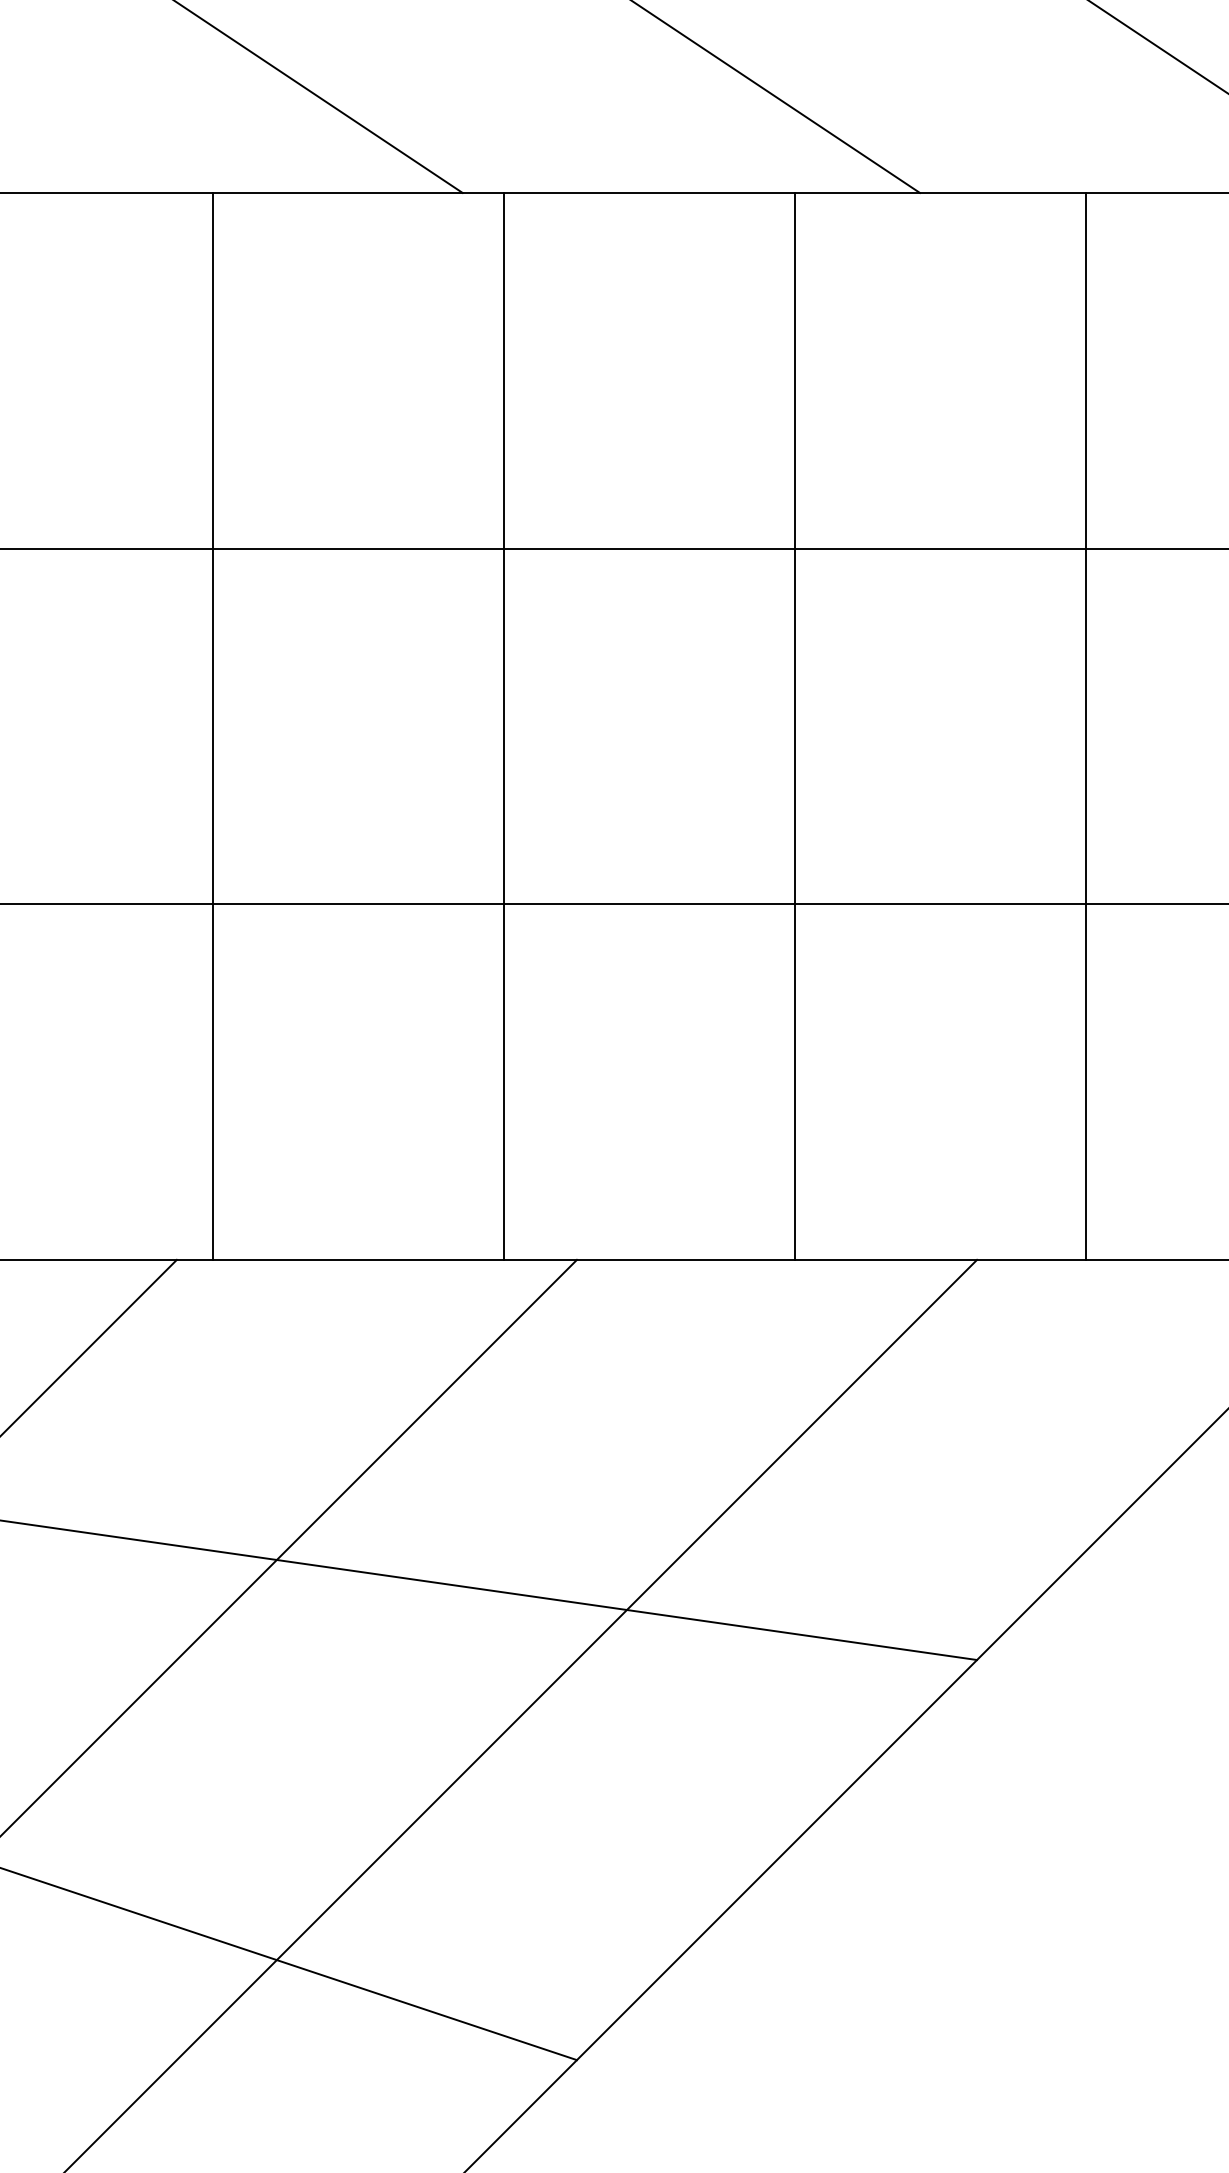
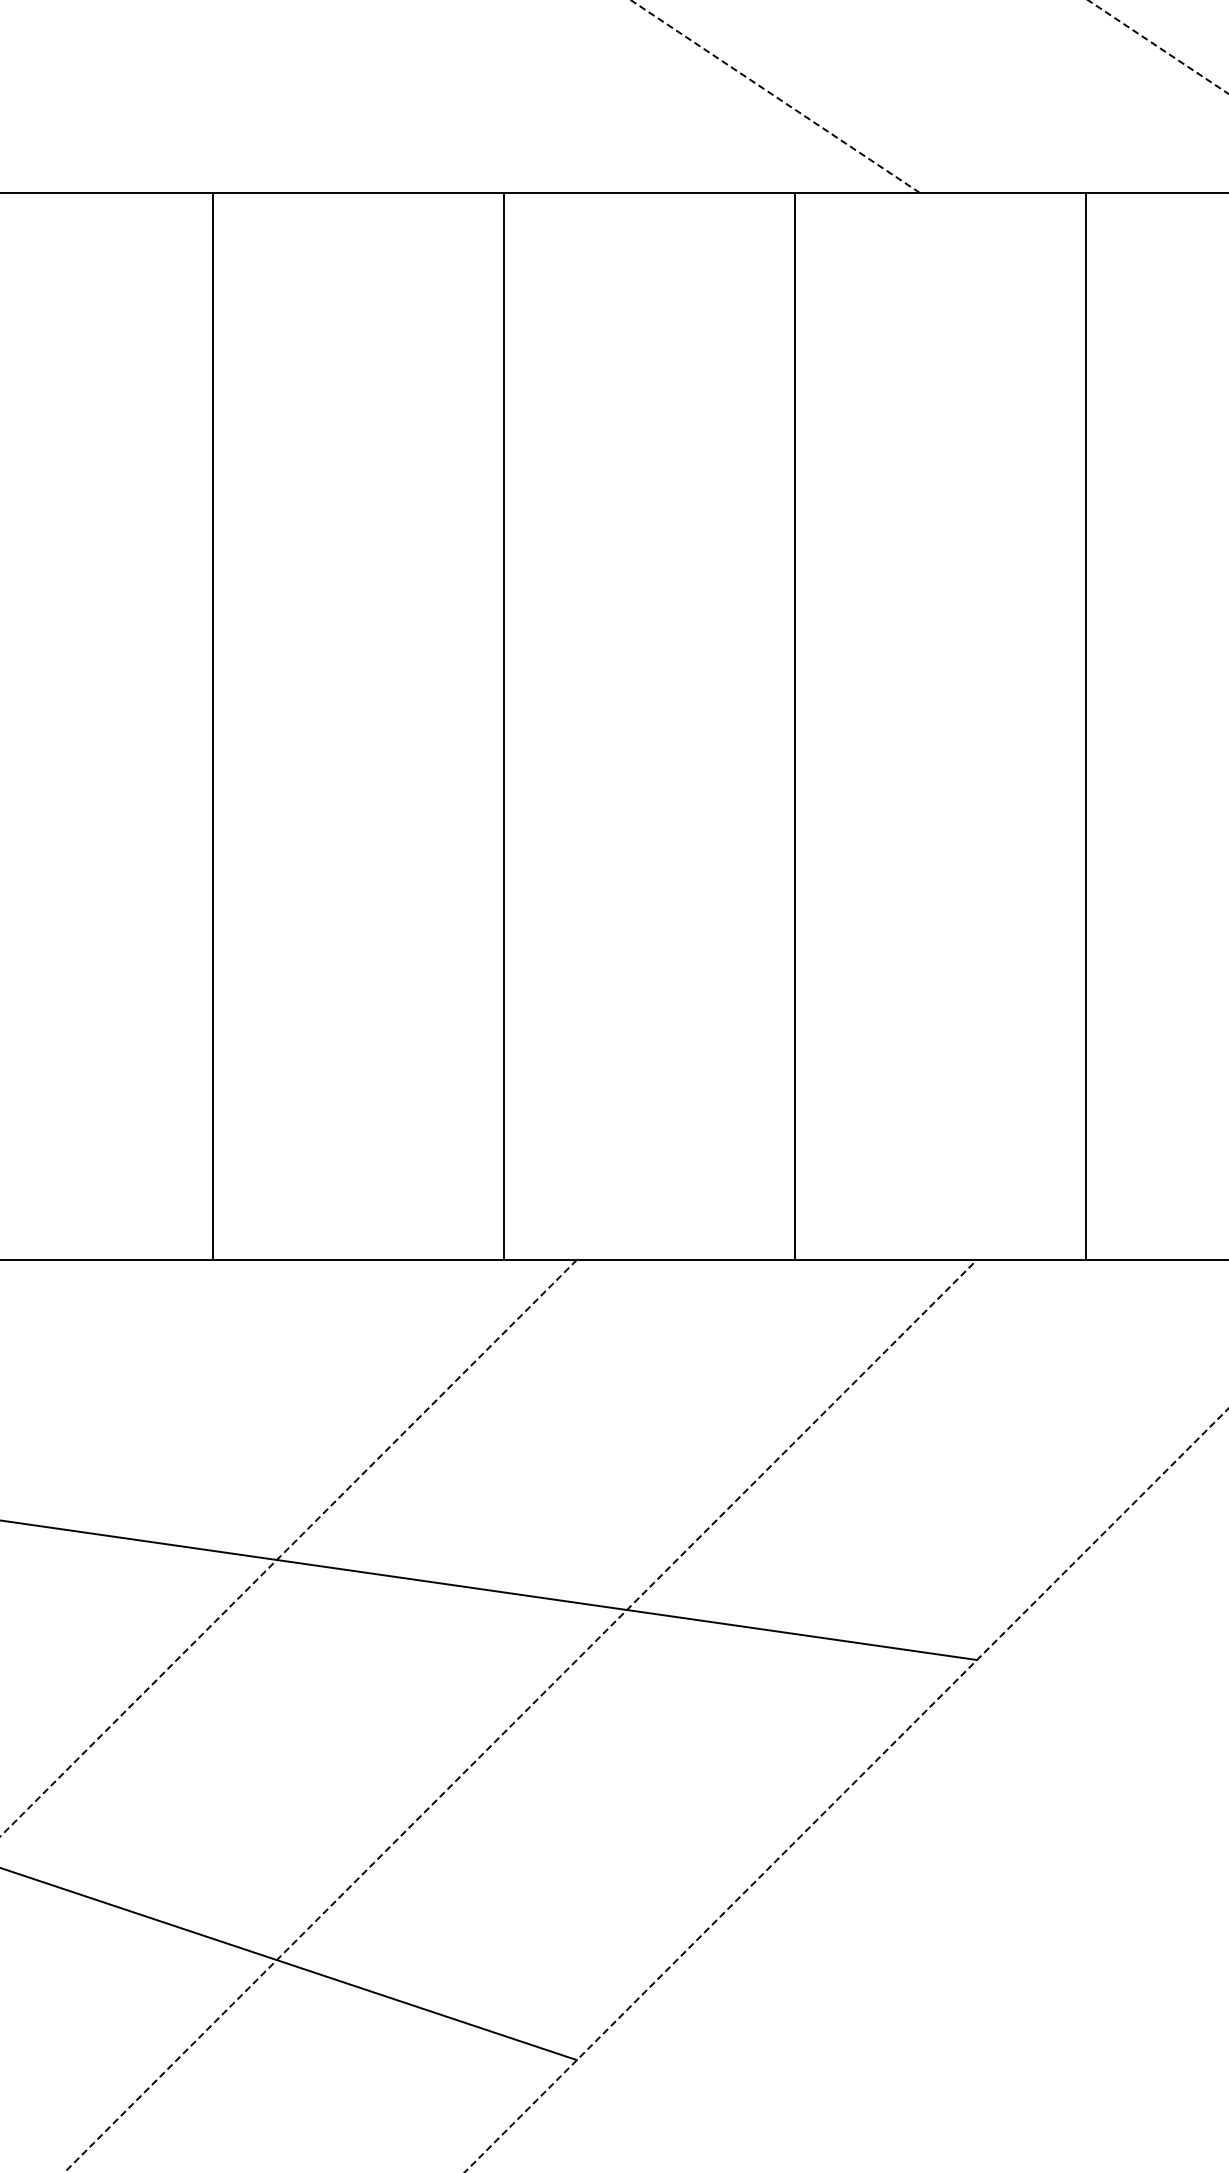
line: solid -> dashed (1158, 47)
line: solid -> dashed (775, 96)
line: present -> none (319, 97)
line: present -> none (613, 548)
line: present -> none (613, 904)
line: present -> none (89, 1346)
line: solid -> dashed (289, 1547)
line: solid -> dashed (521, 1715)
line: solid -> dashed (846, 1790)
